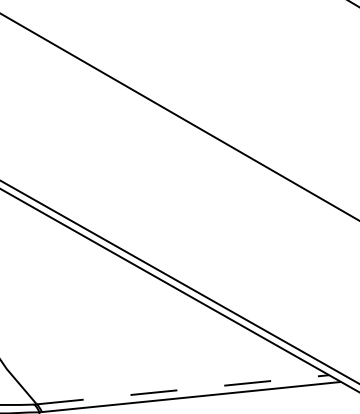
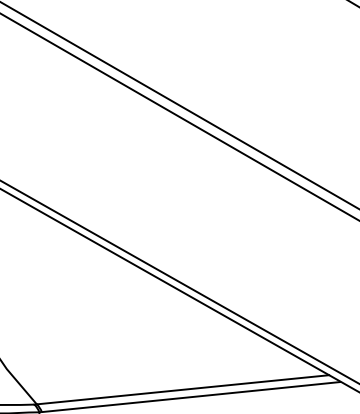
line: none -> present (179, 105)
line: dashed -> solid (182, 389)
